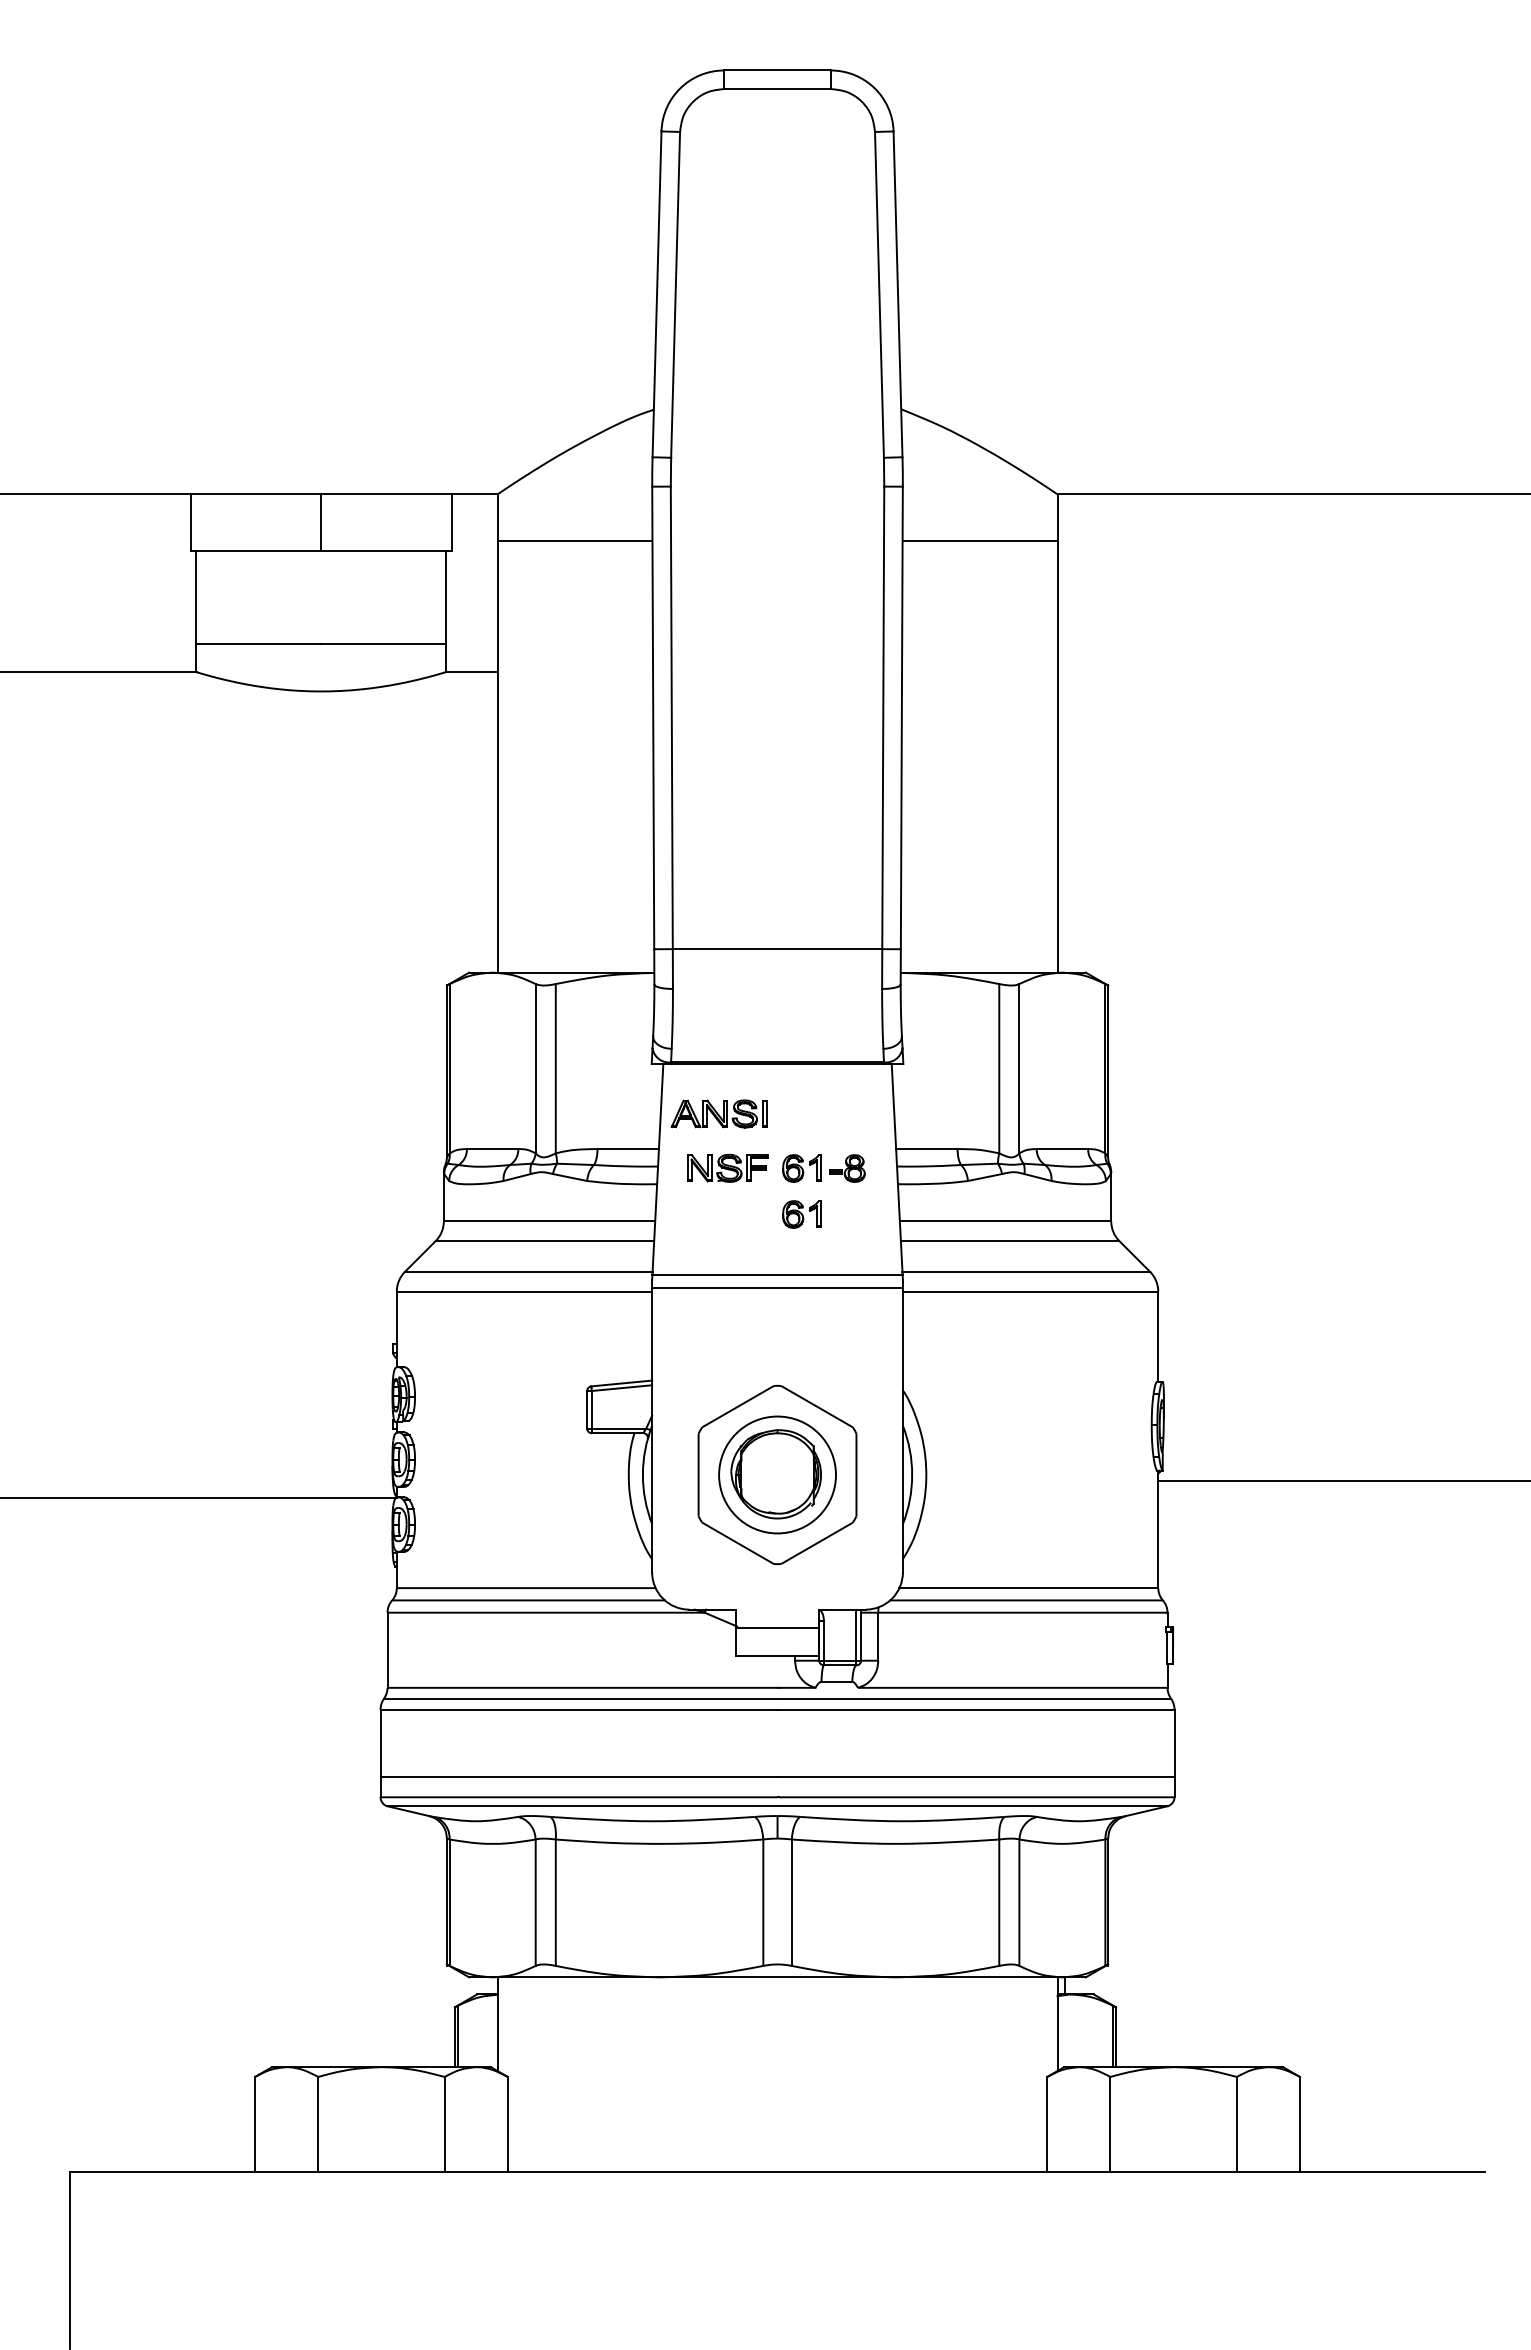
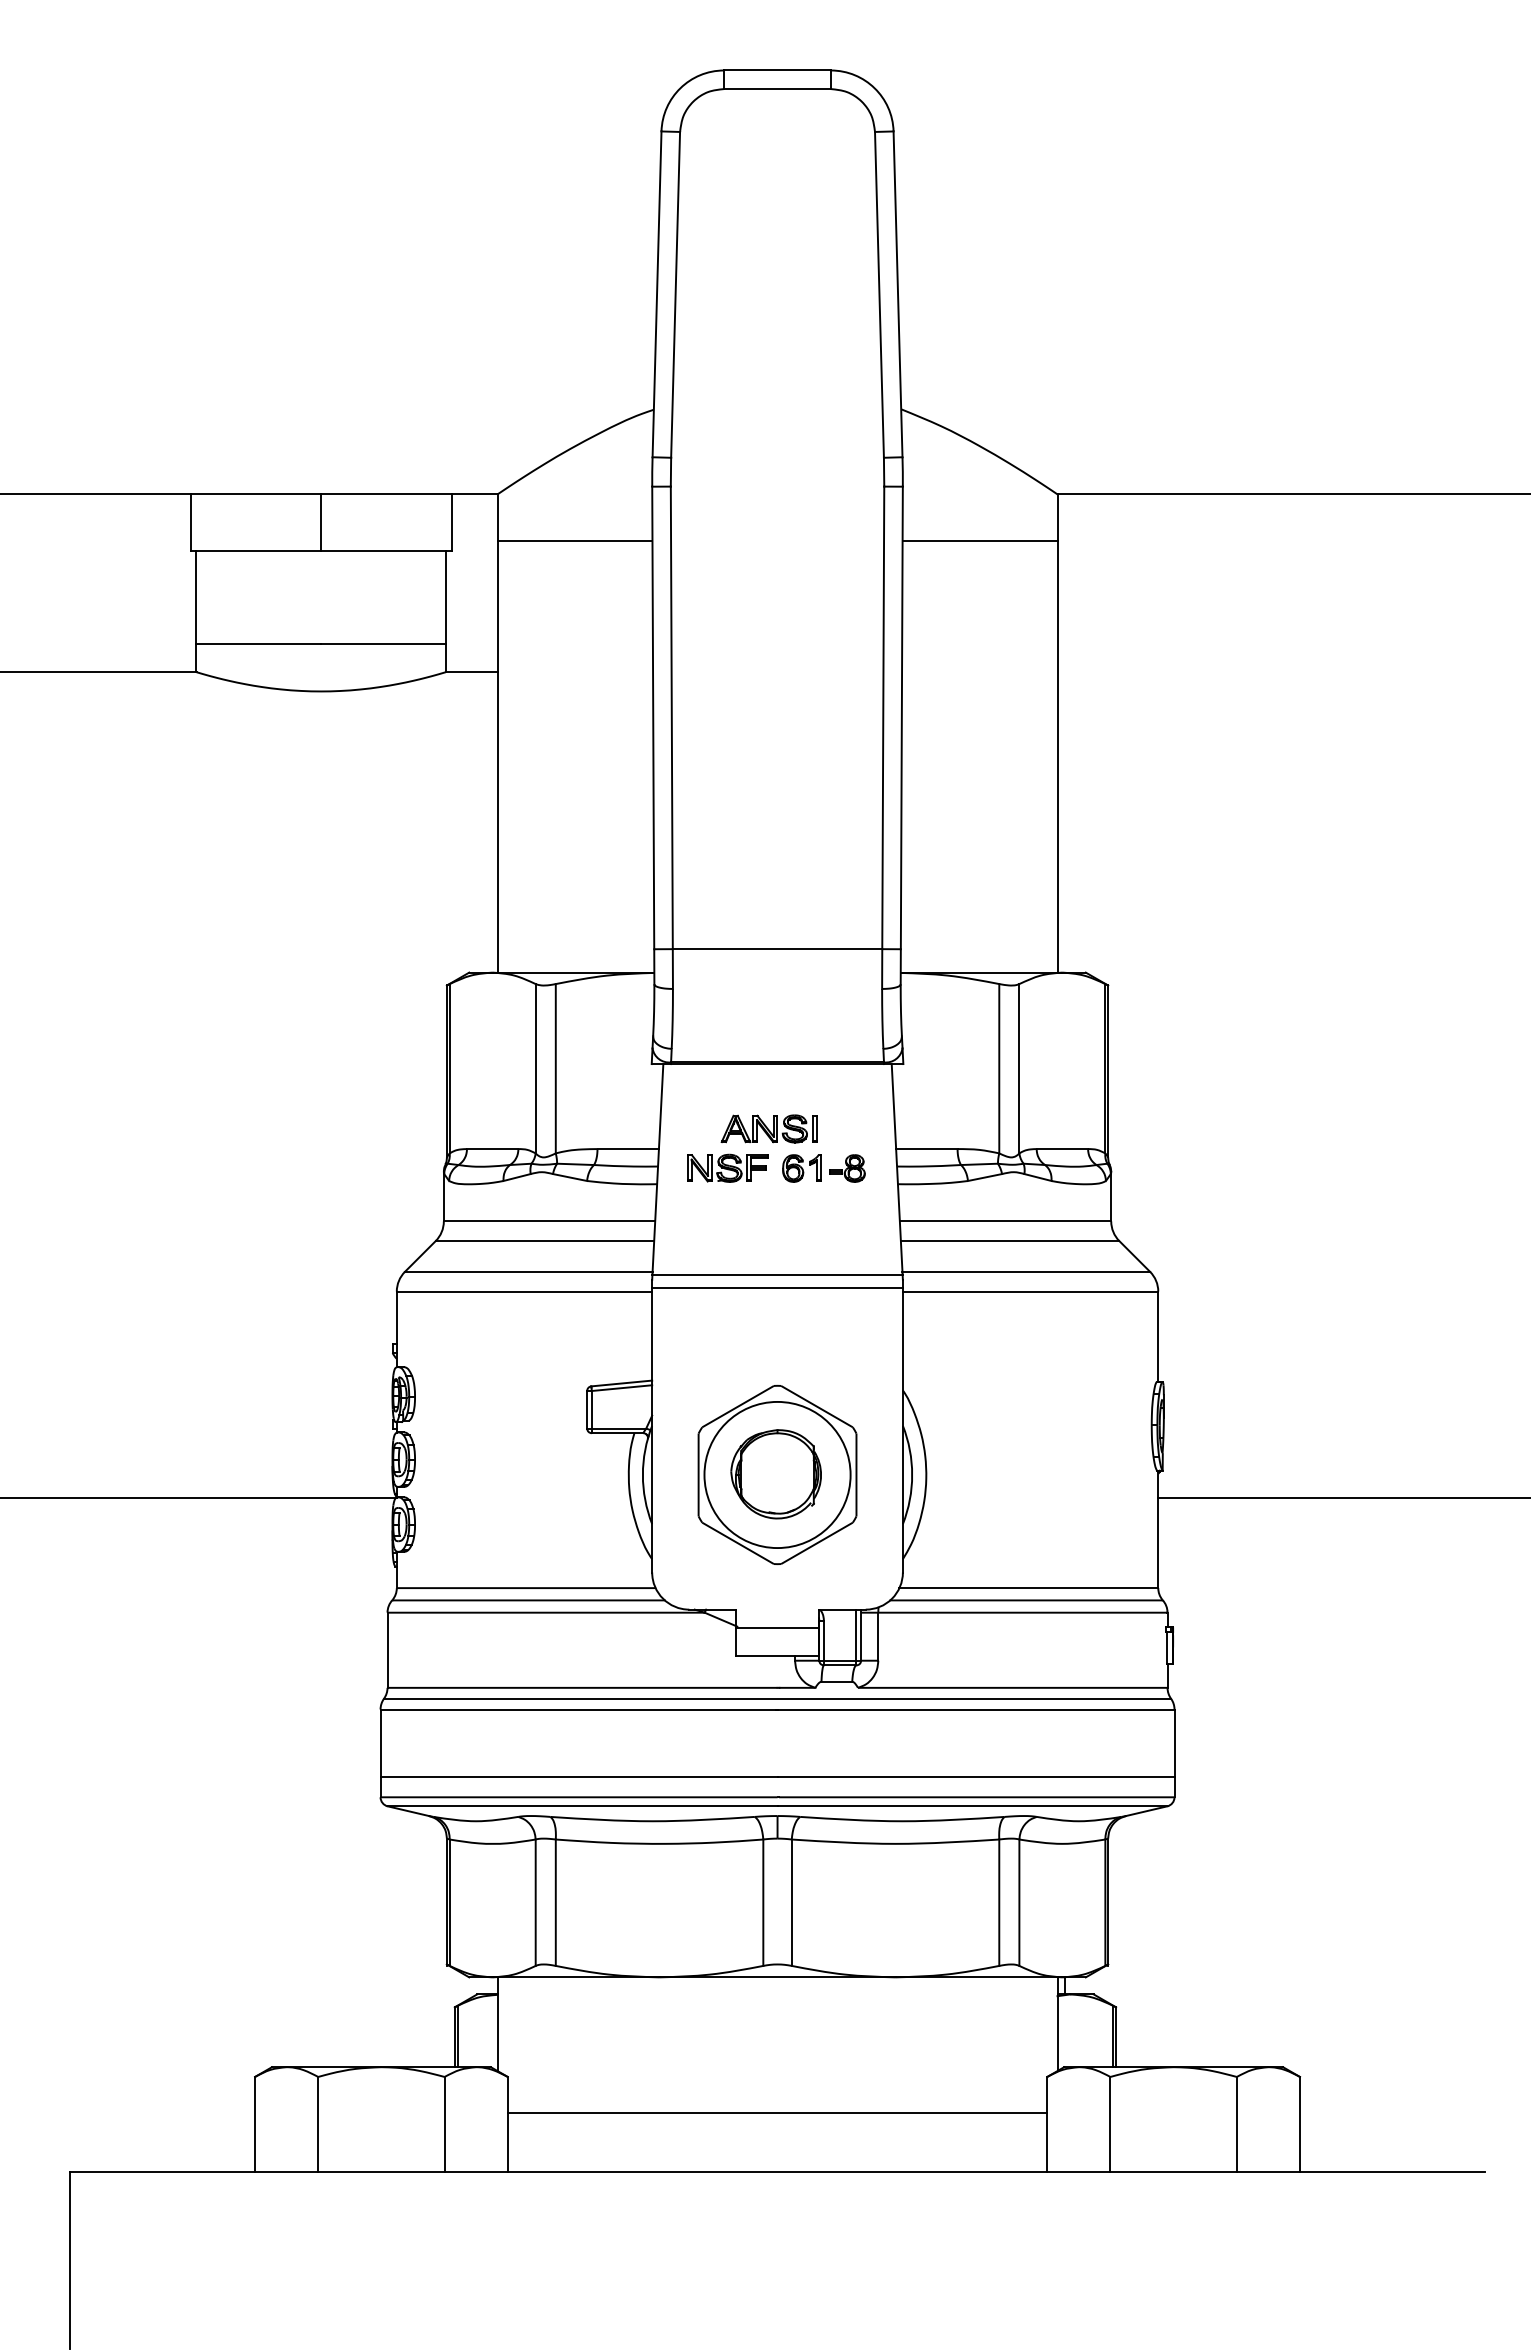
part position: (718, 1113) -> (768, 1128) (768, 1128)
part: present -> none (801, 1214)
circle diameter: 117 px -> 146 px (777, 1474)
line position: (1342, 1480) -> (1342, 1497) (1342, 1497)
line: none -> present (777, 2112)
